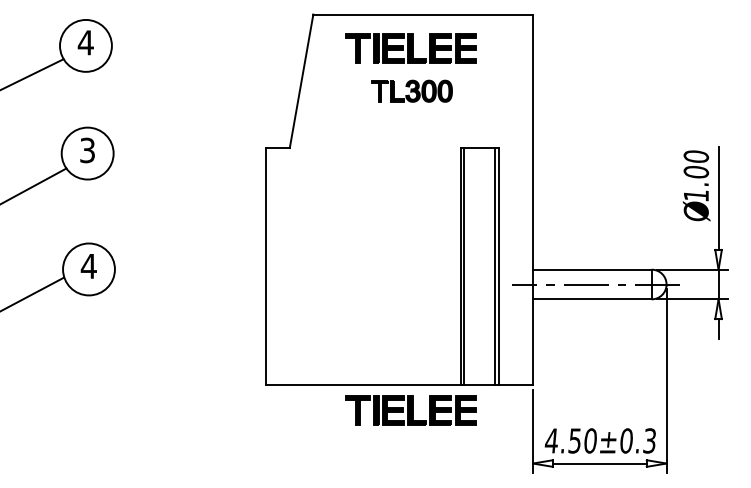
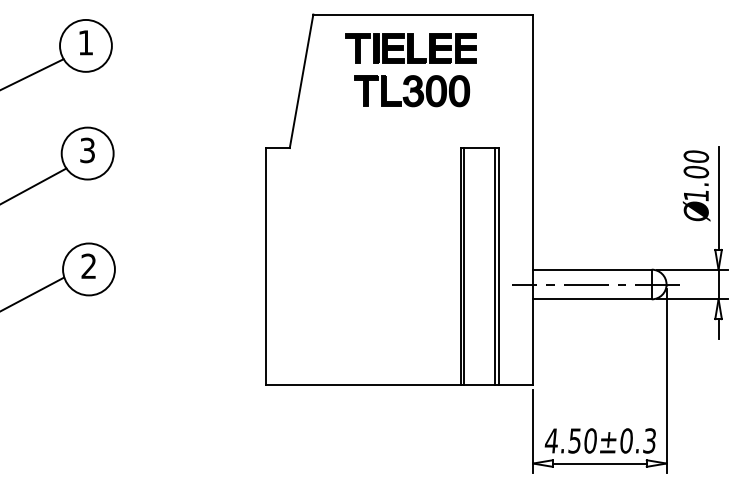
text: 4 -> 1 (85, 42)
part size: 82x24 px -> 116x33 px (411, 91)
text: 4 -> 2 (88, 265)
part: present -> none (410, 410)
